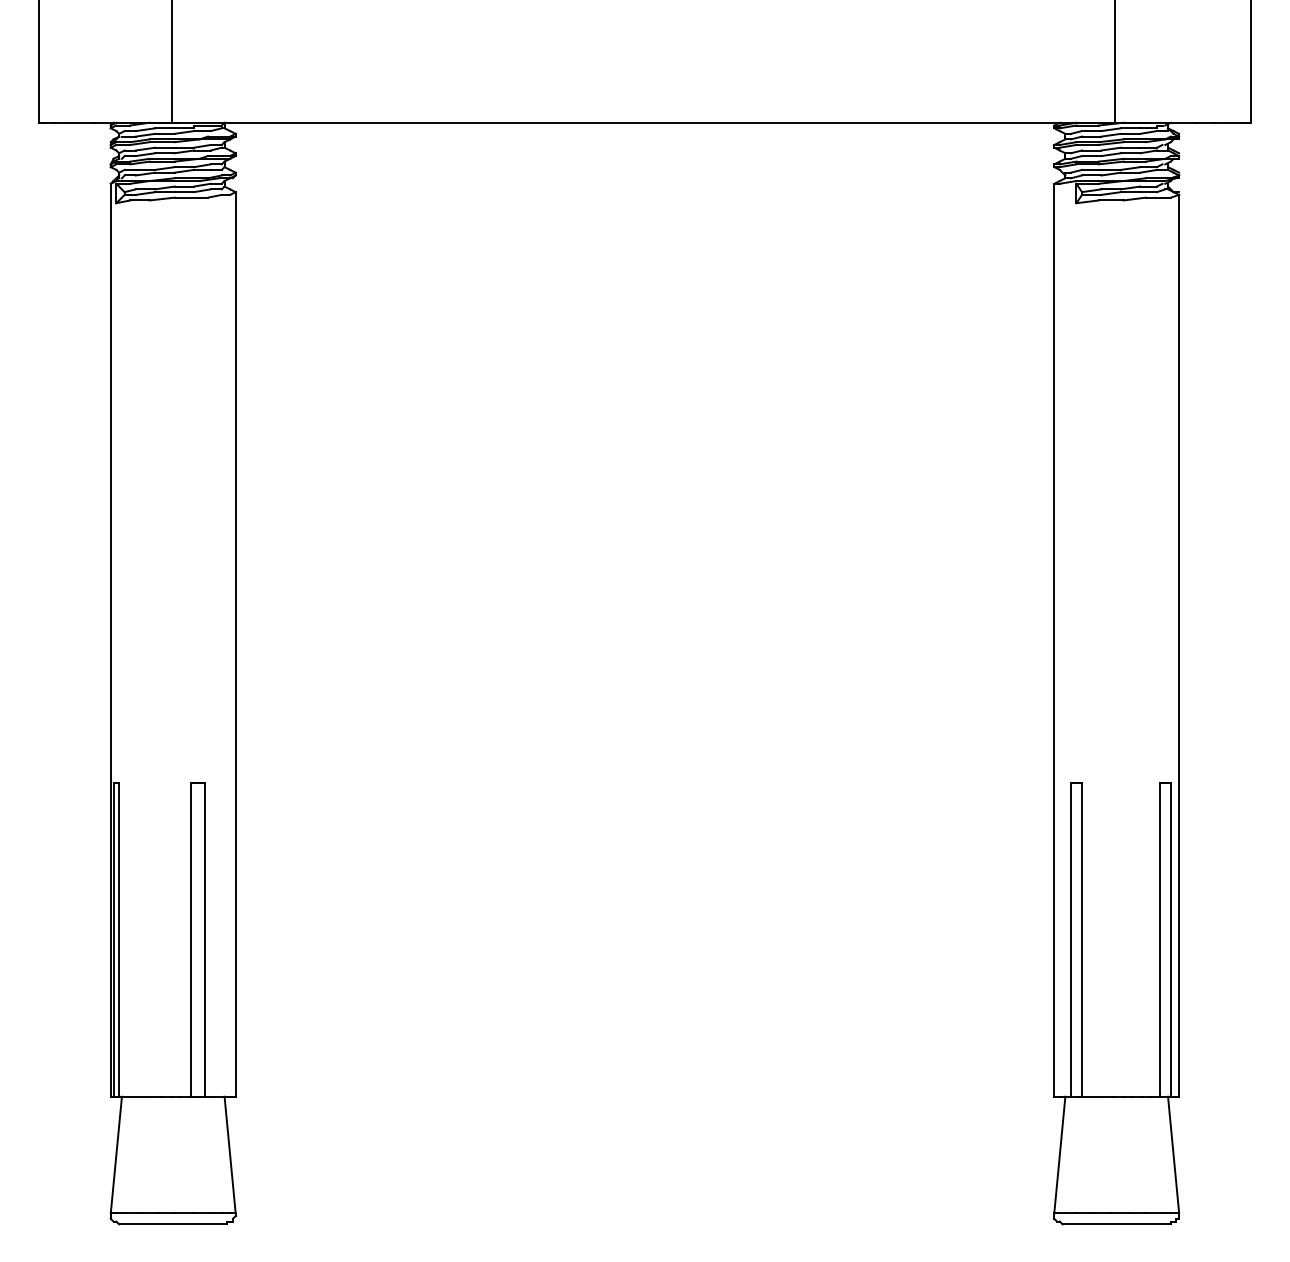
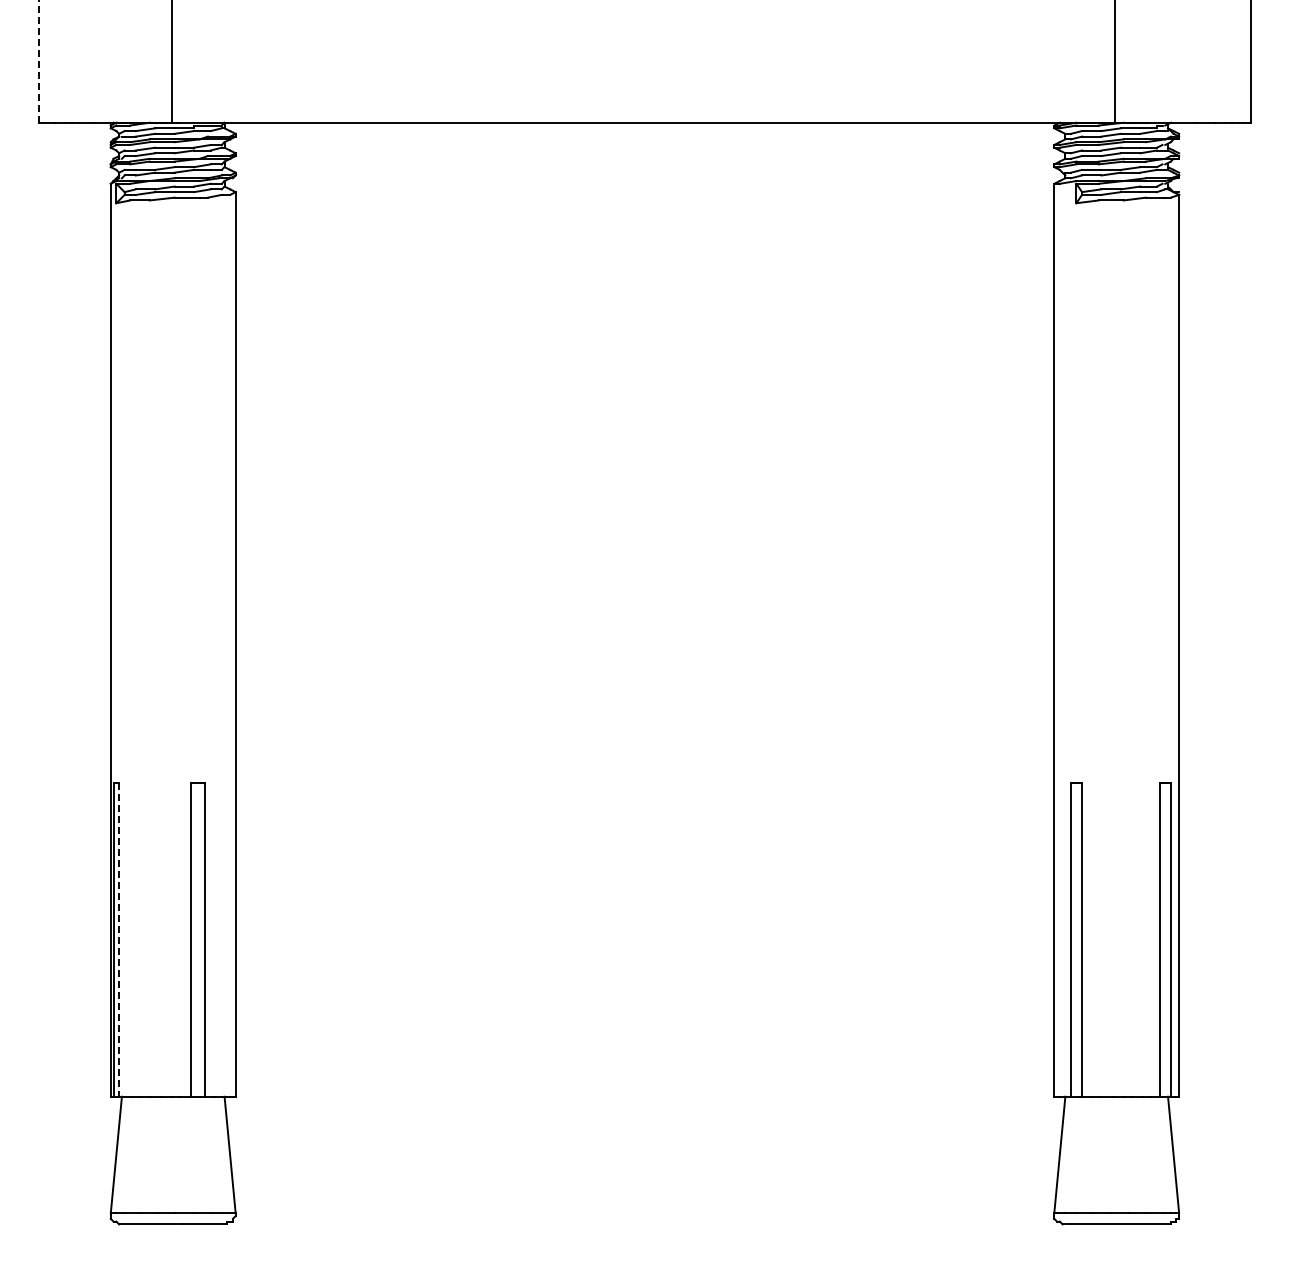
line: solid -> dashed (38, 61)
line: solid -> dashed (119, 939)
